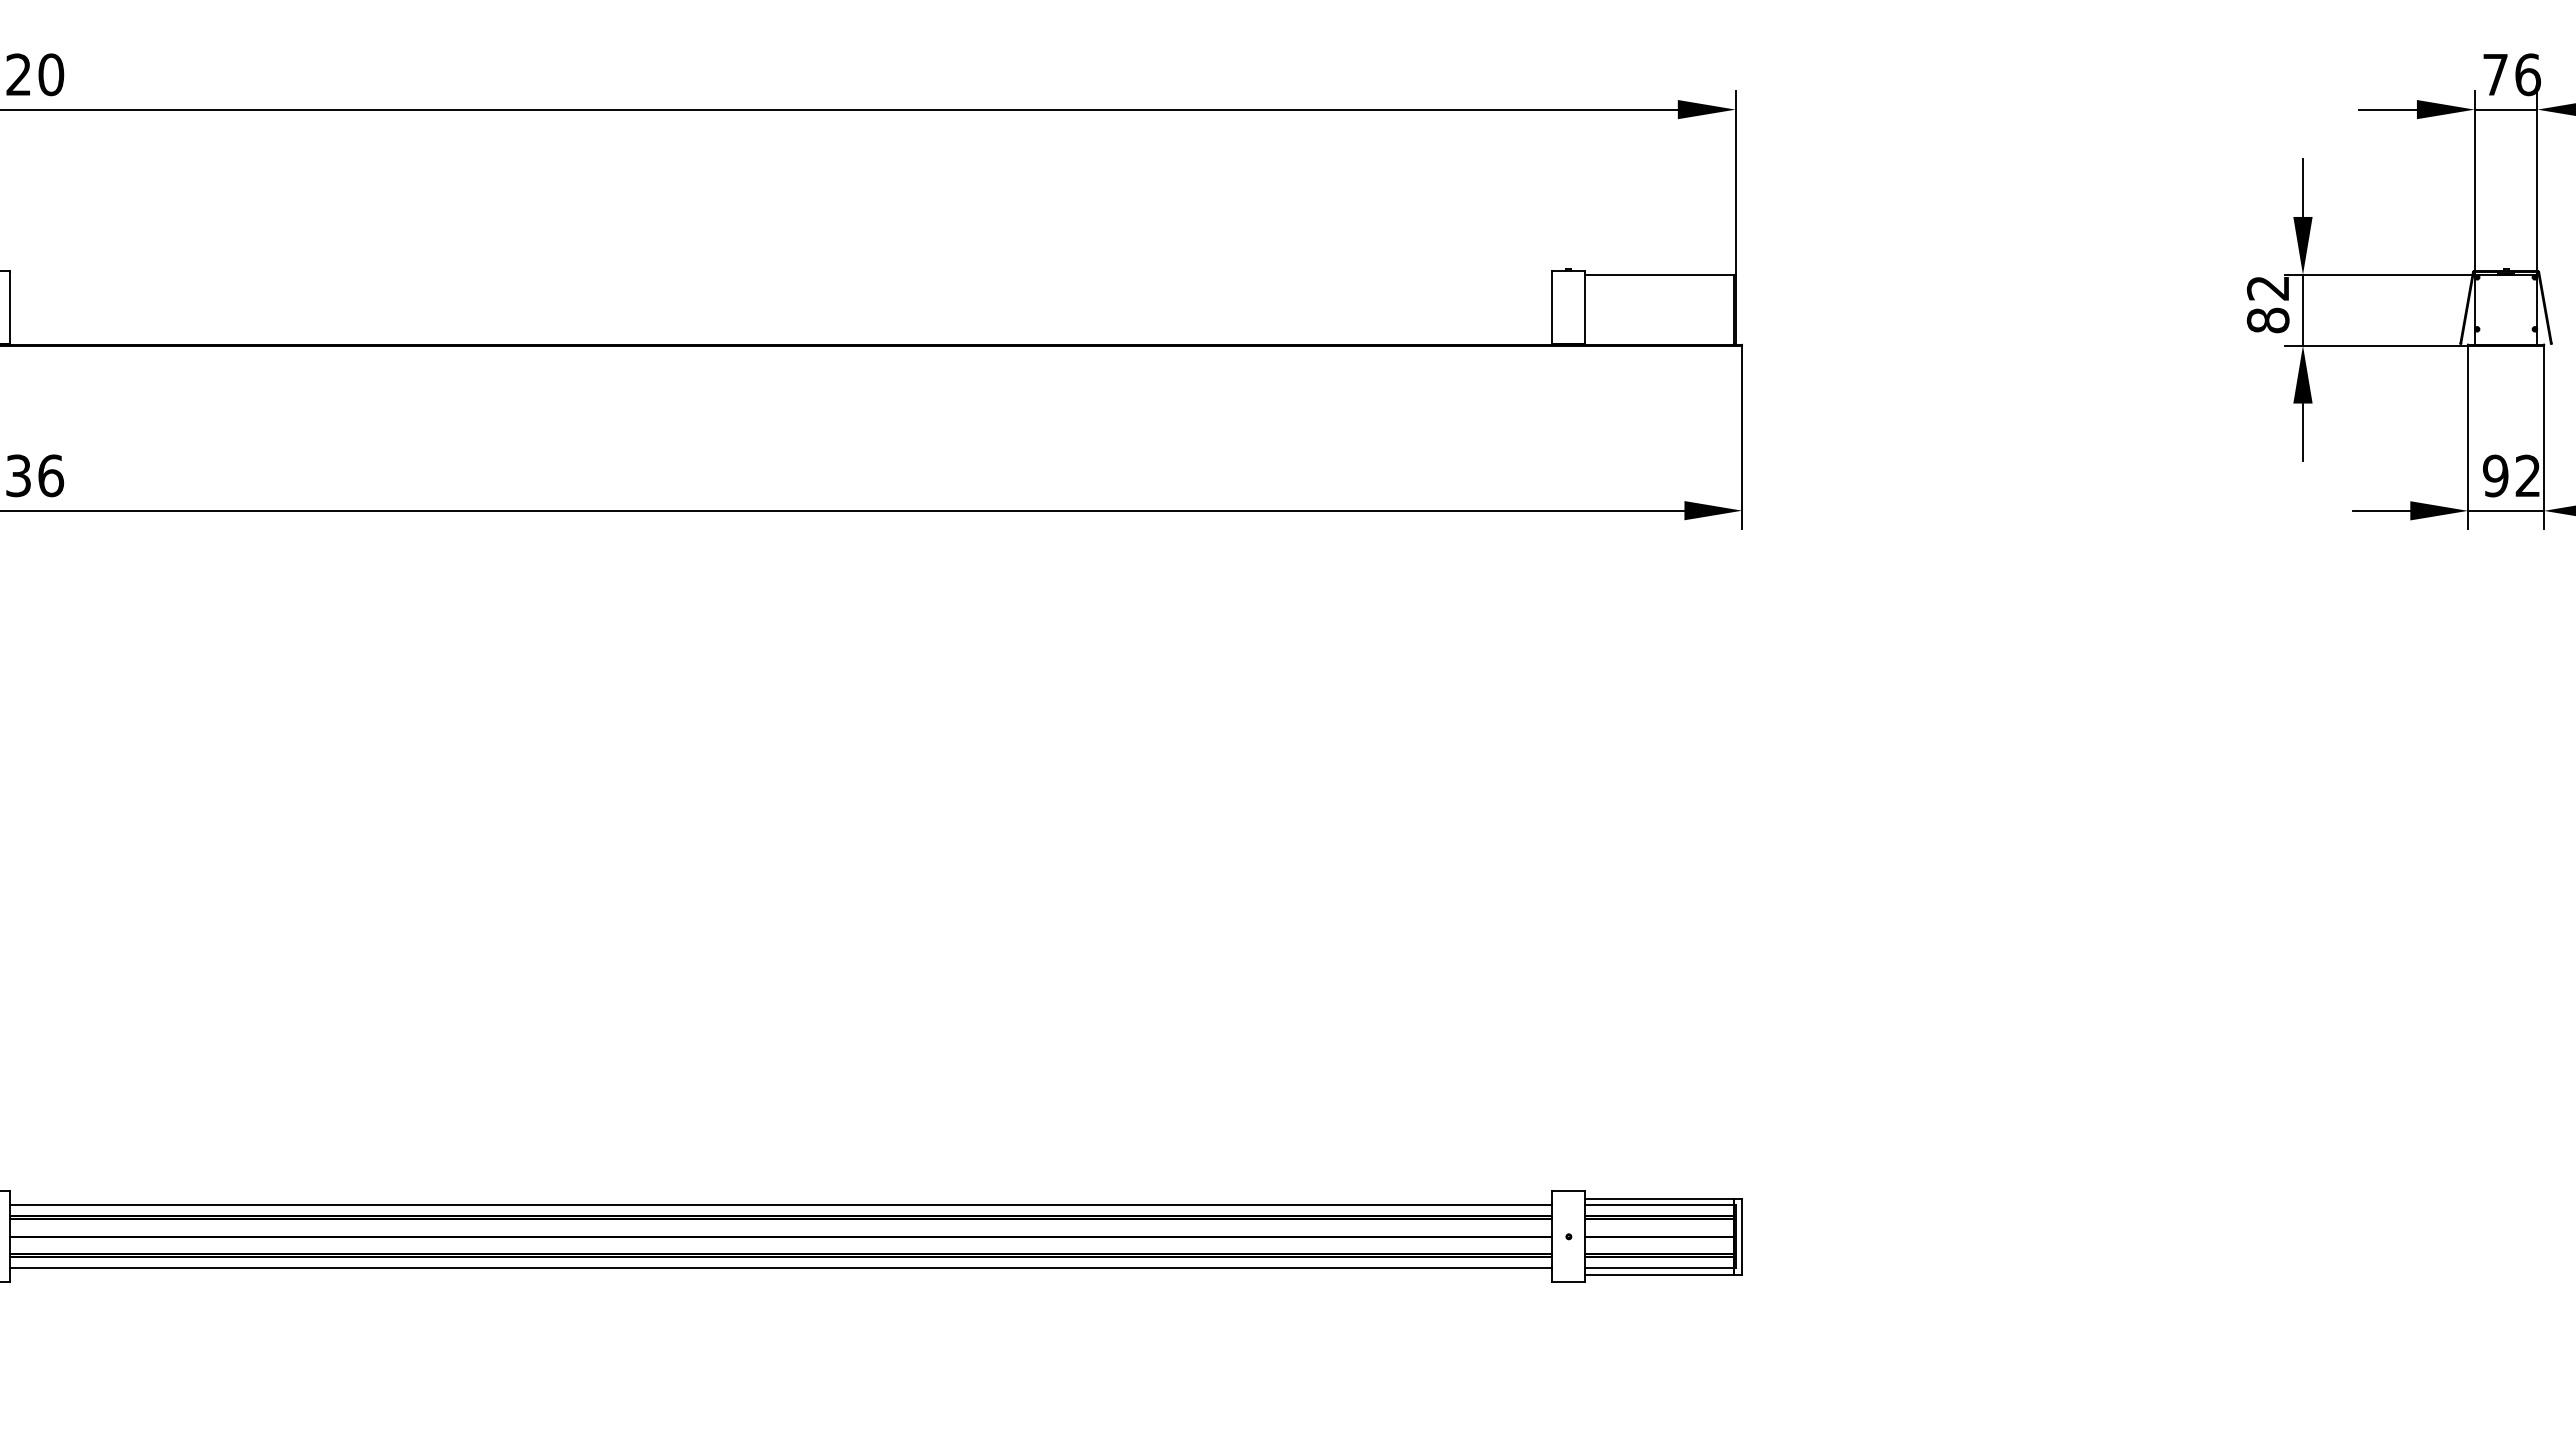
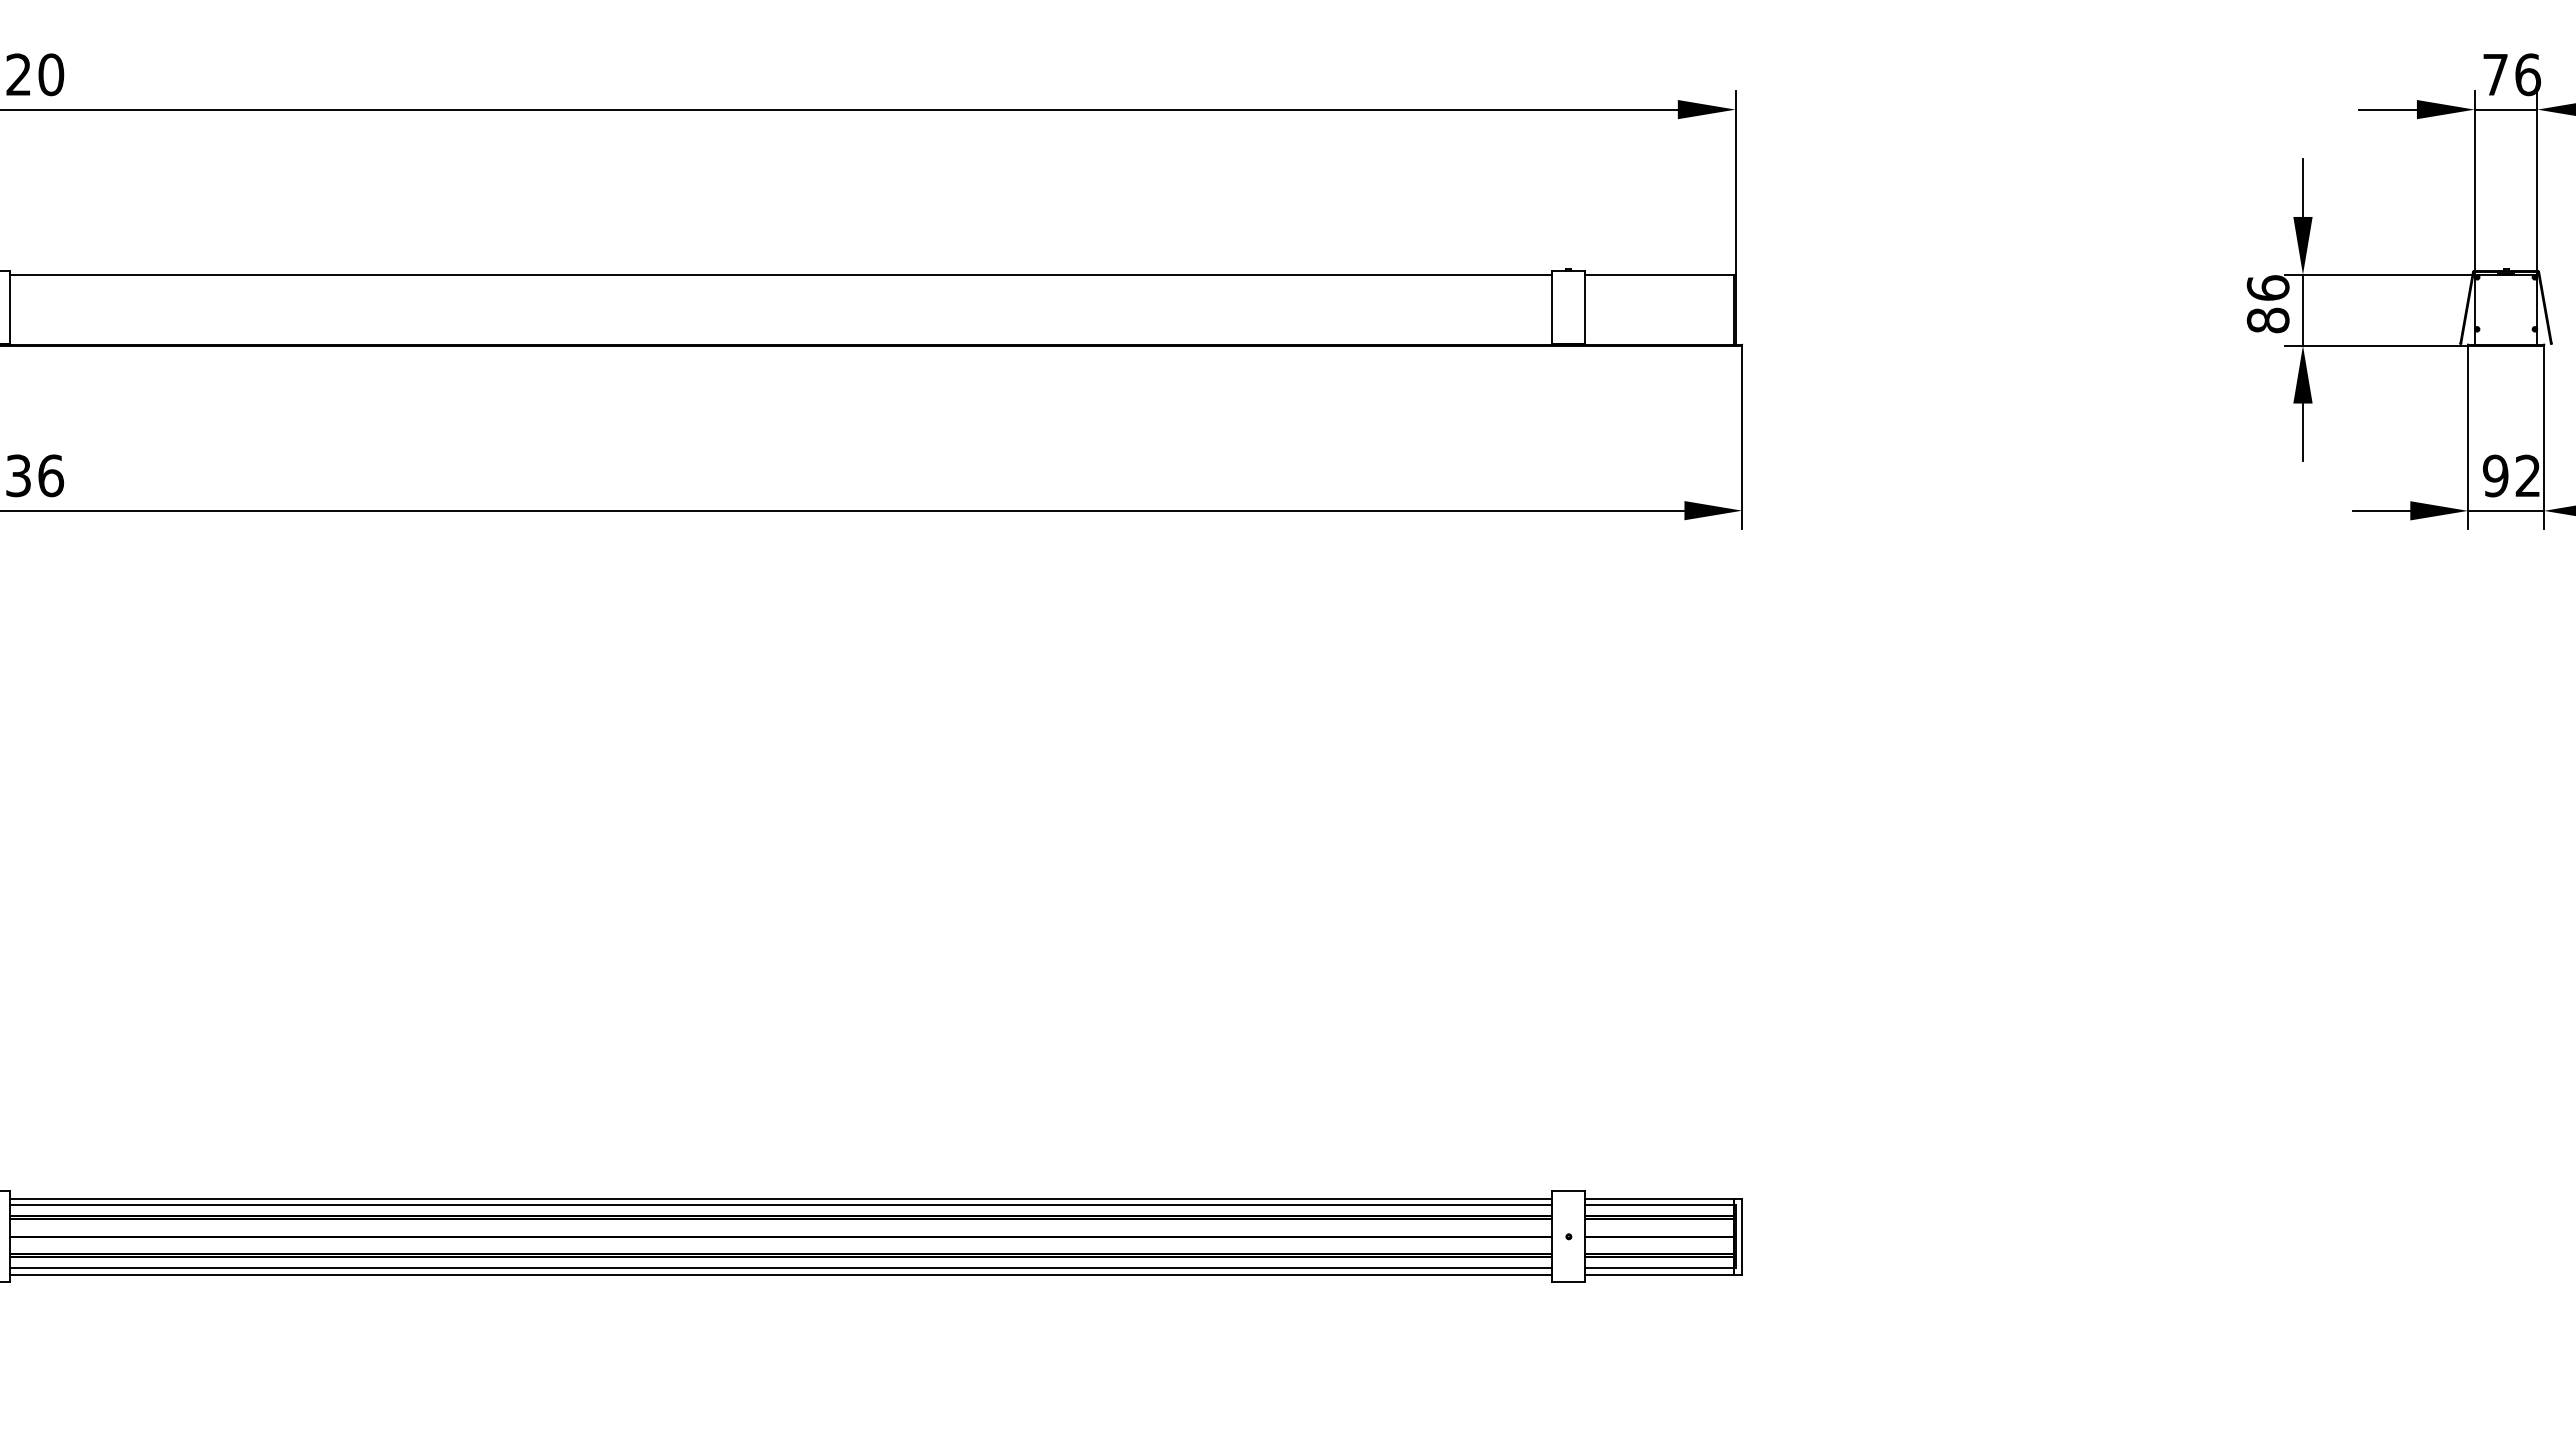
line: none -> present (781, 274)
text: 82 -> 86 (2267, 287)
line: none -> present (781, 1198)
line: none -> present (781, 1274)
